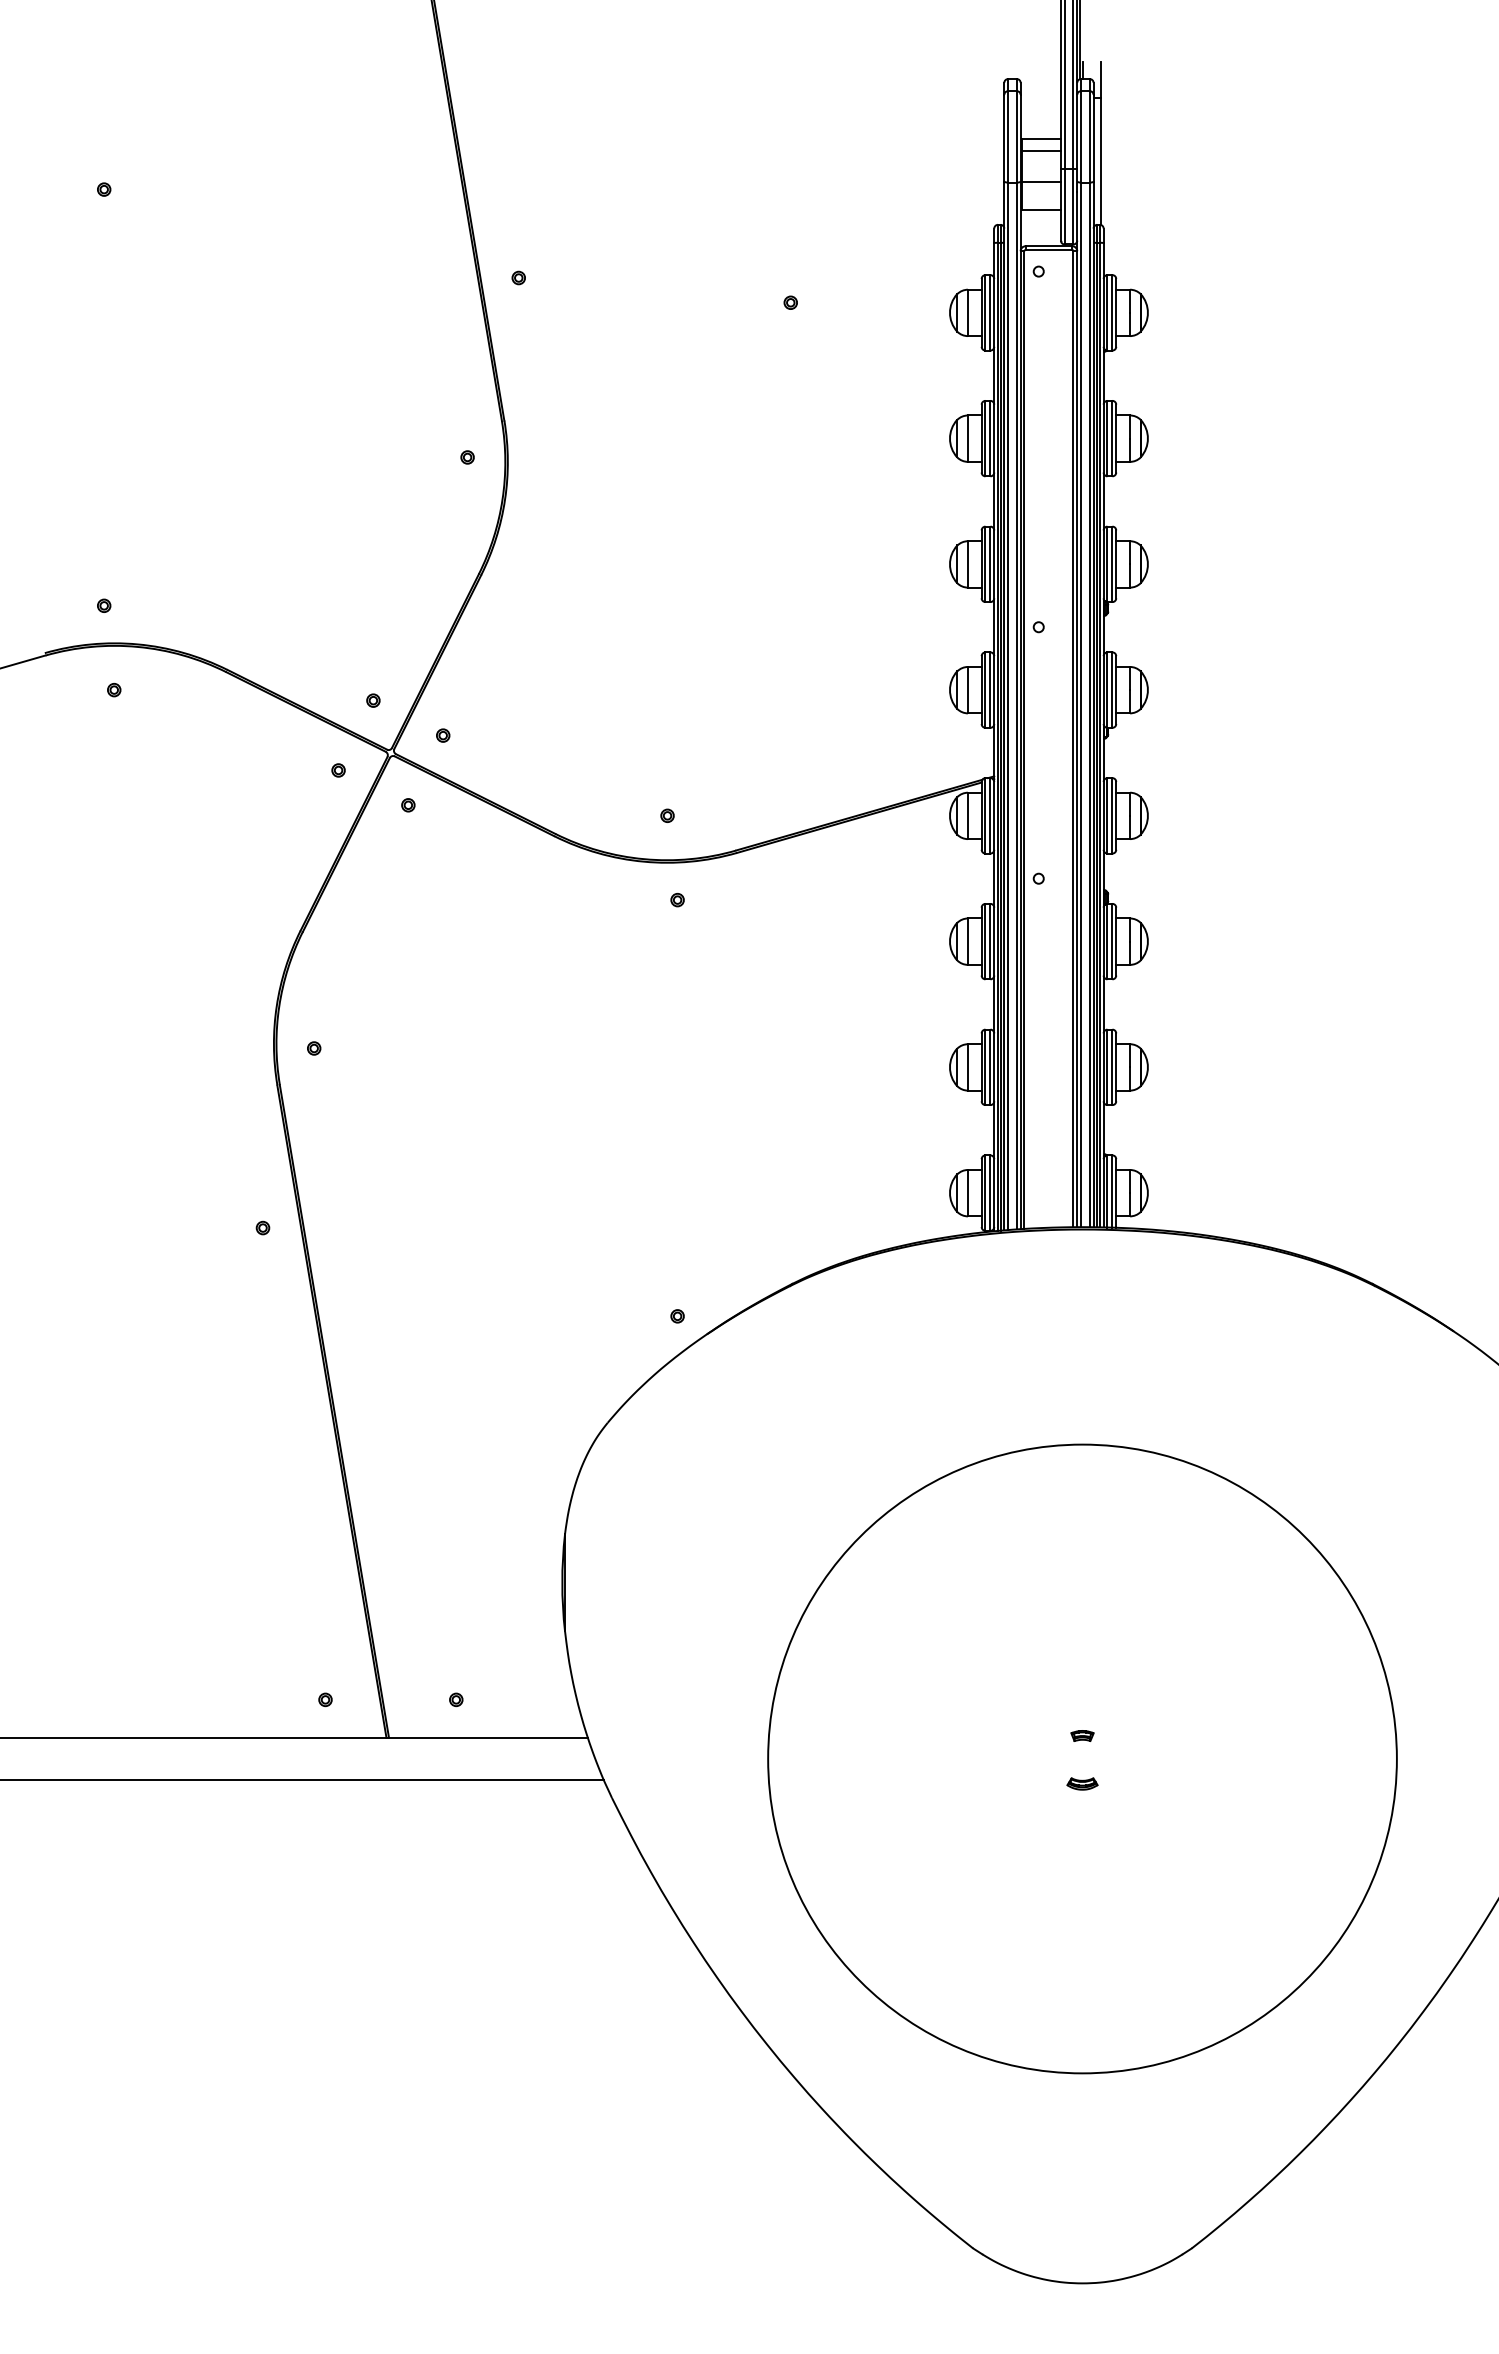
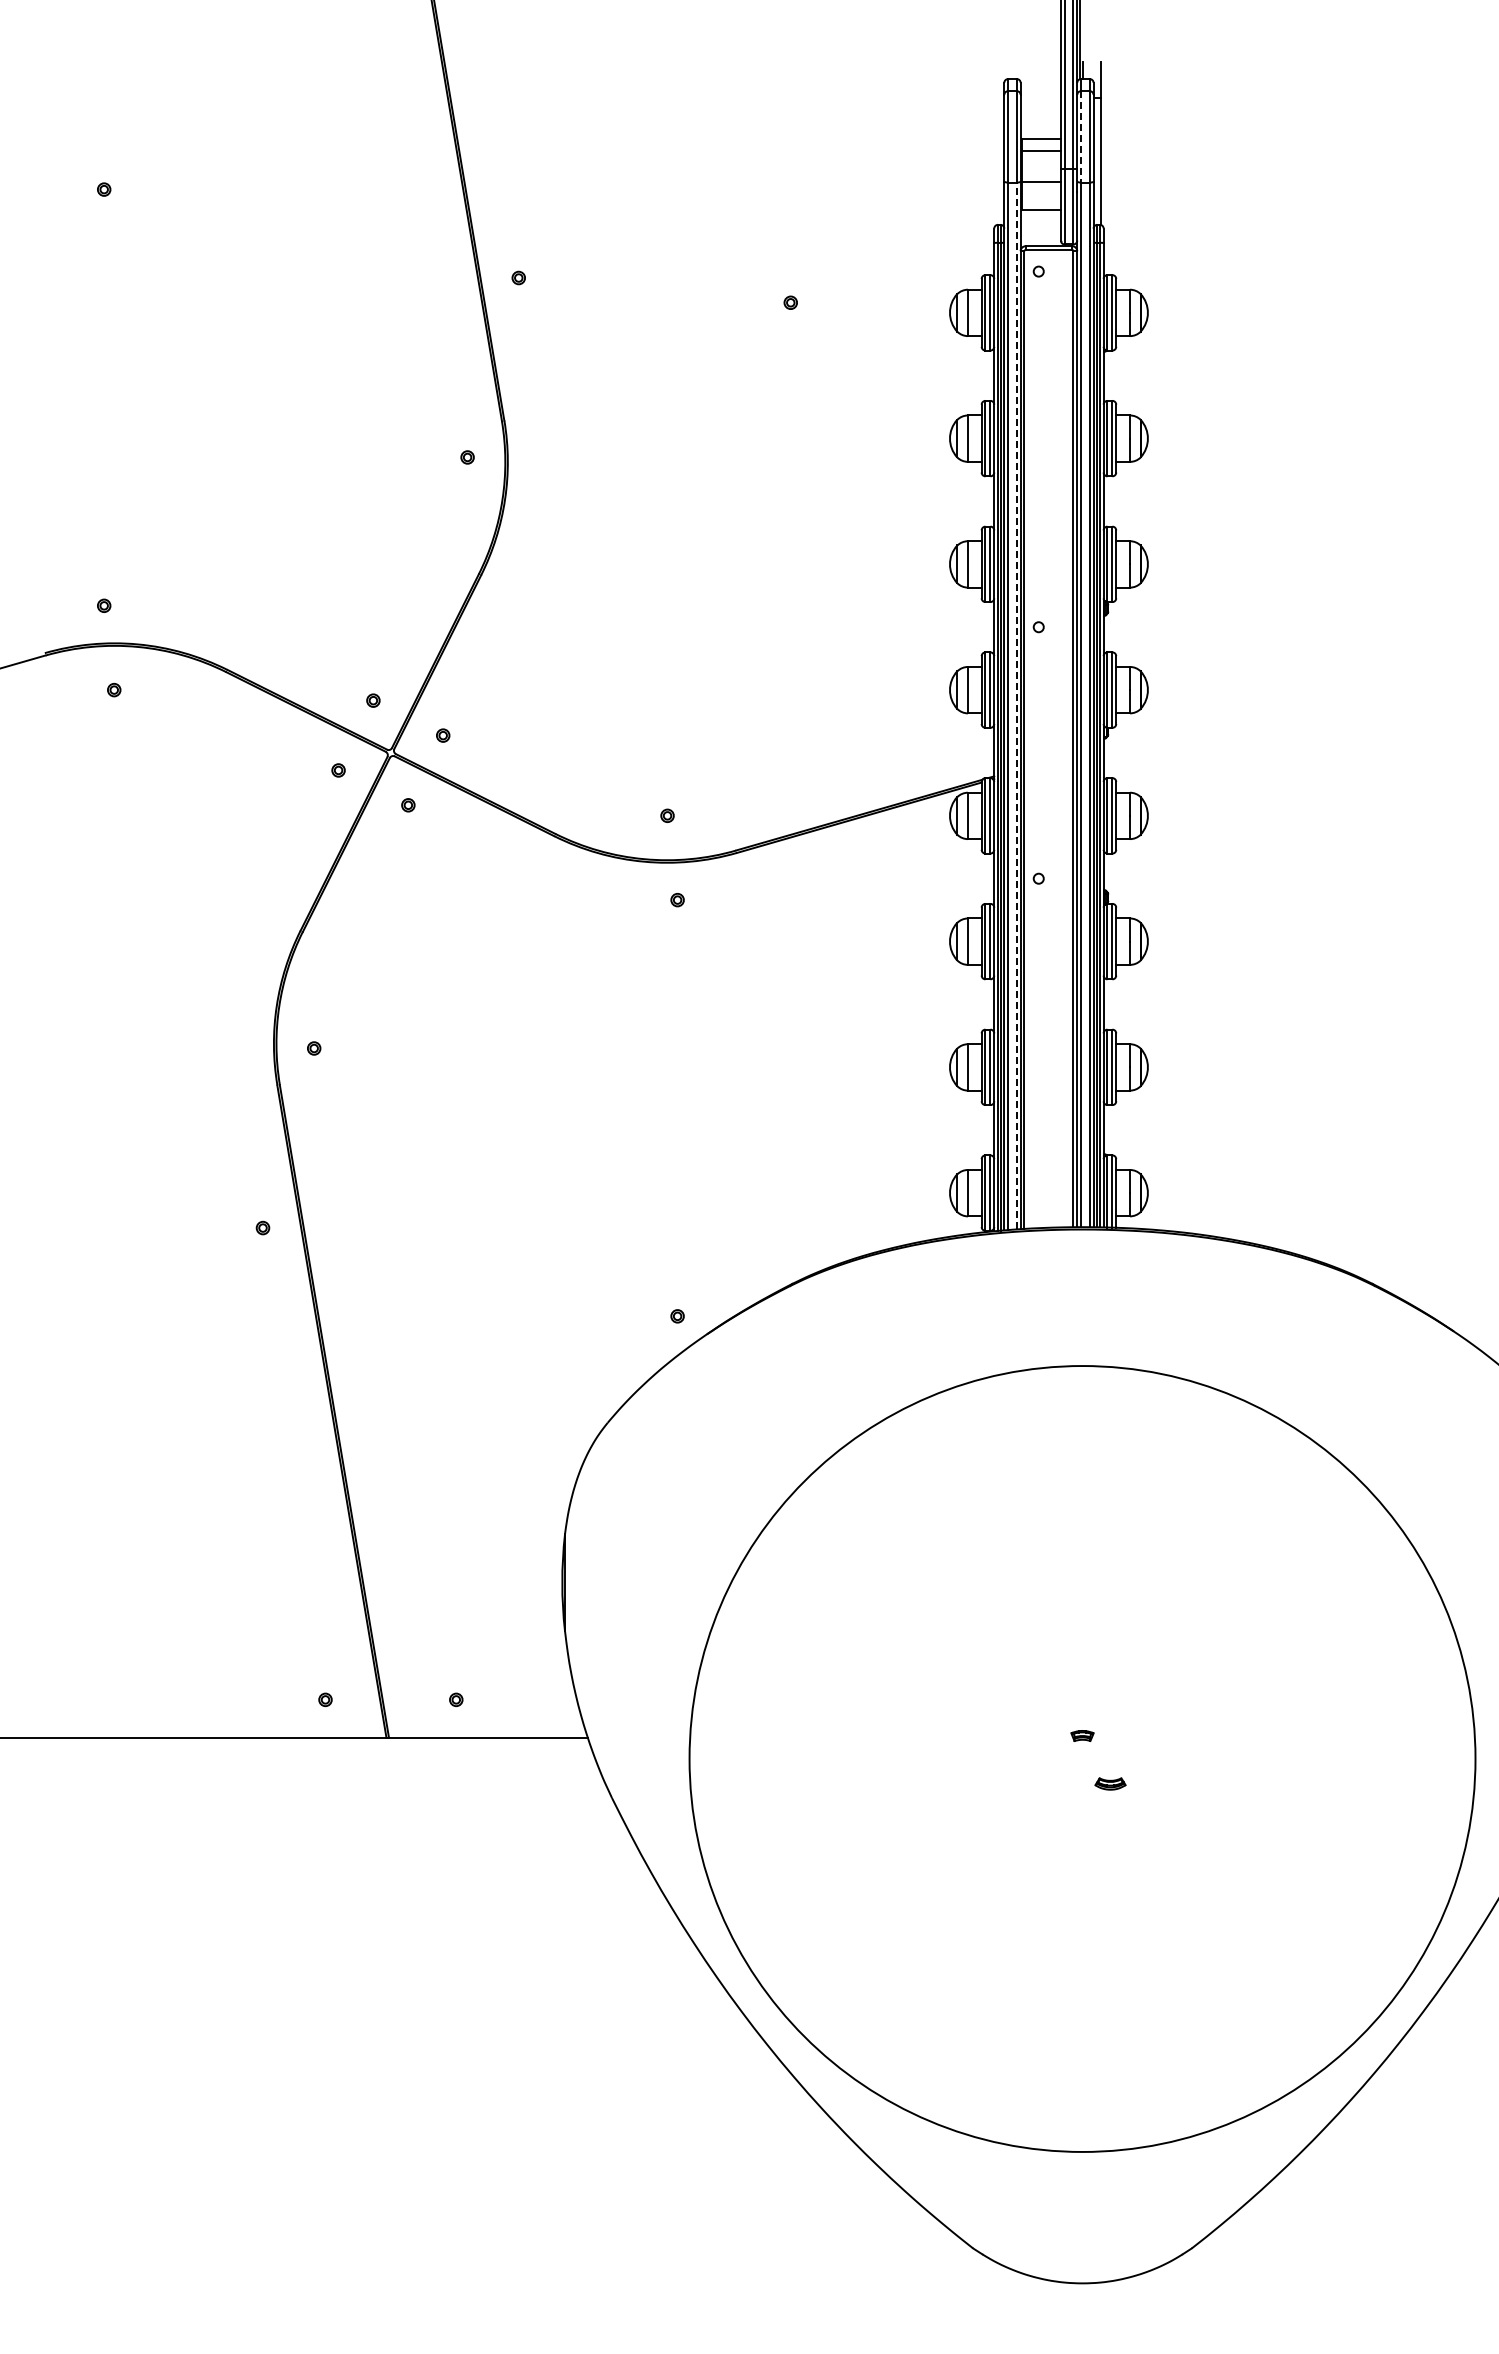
line: solid -> dashed (1081, 136)
line: solid -> dashed (1016, 705)
circle diameter: 629 px -> 786 px (1082, 1758)
line: present -> none (302, 1780)
part position: (1082, 1783) -> (1110, 1783) (1110, 1783)
